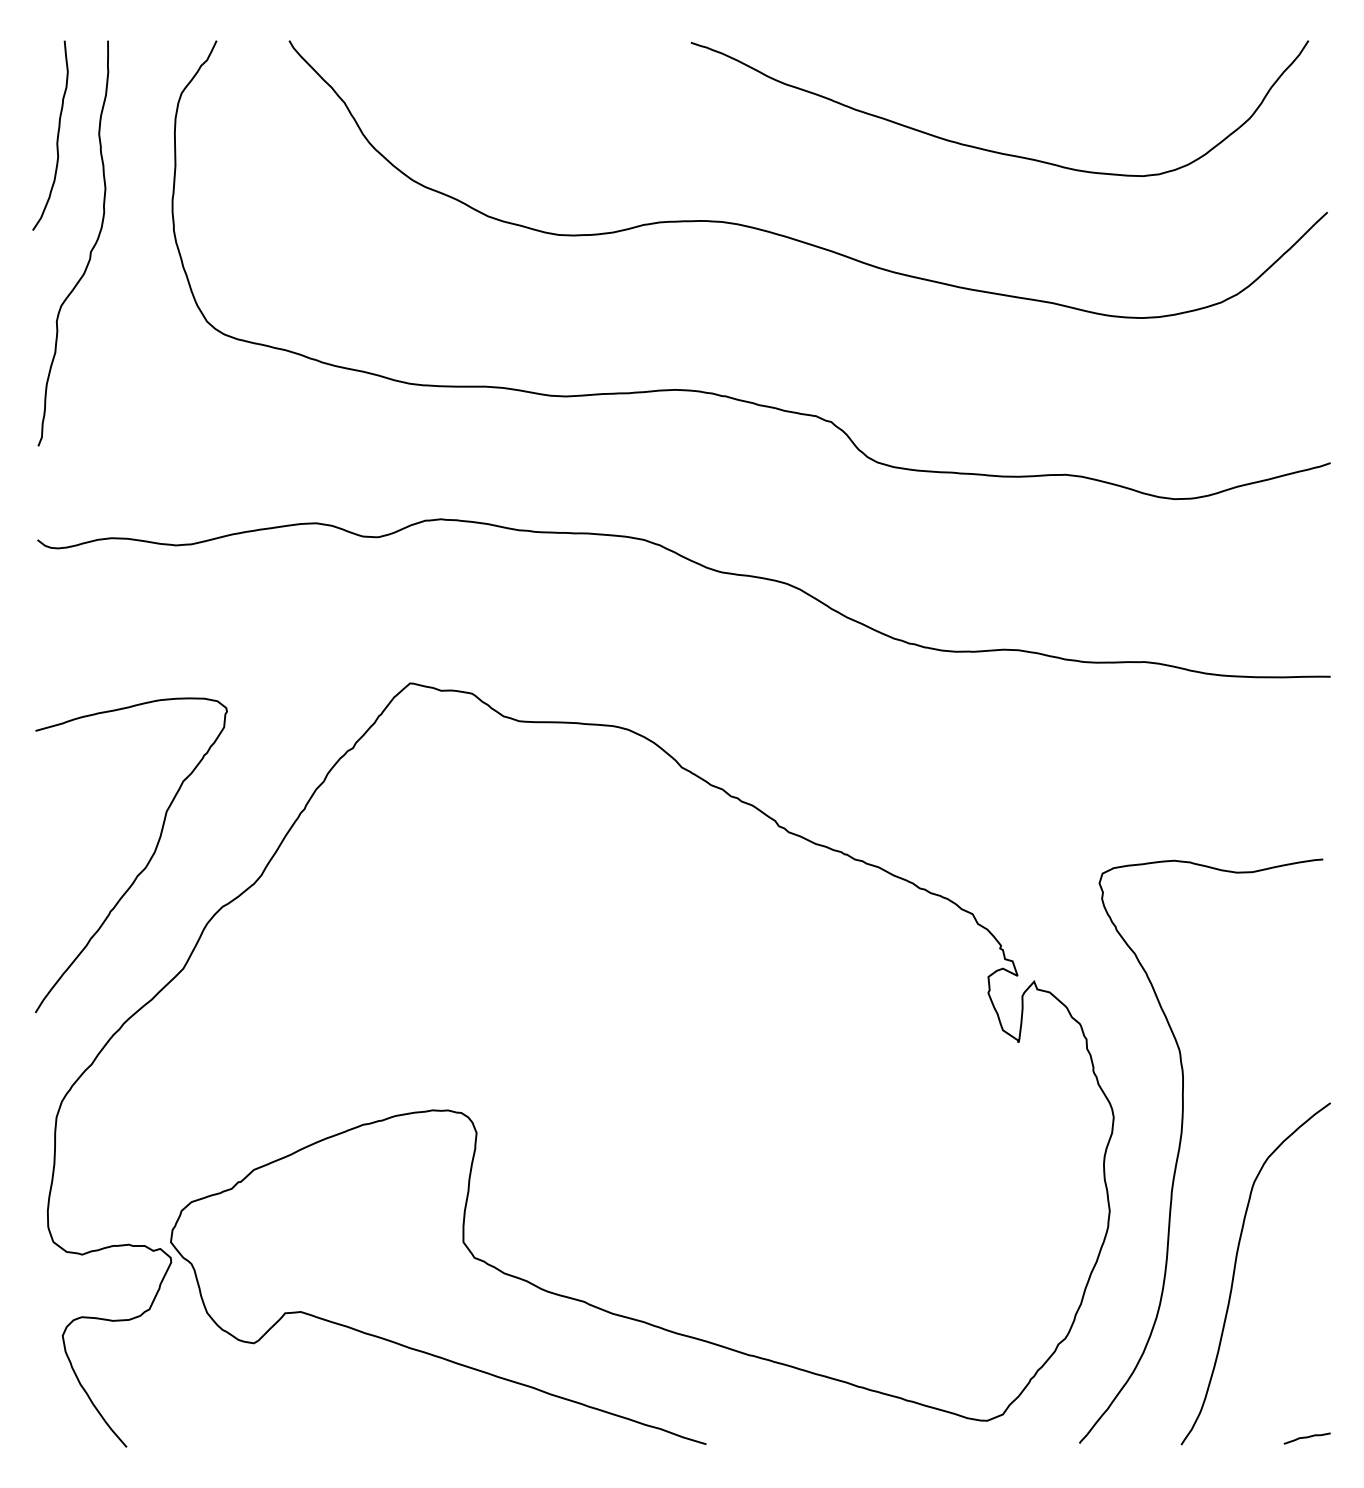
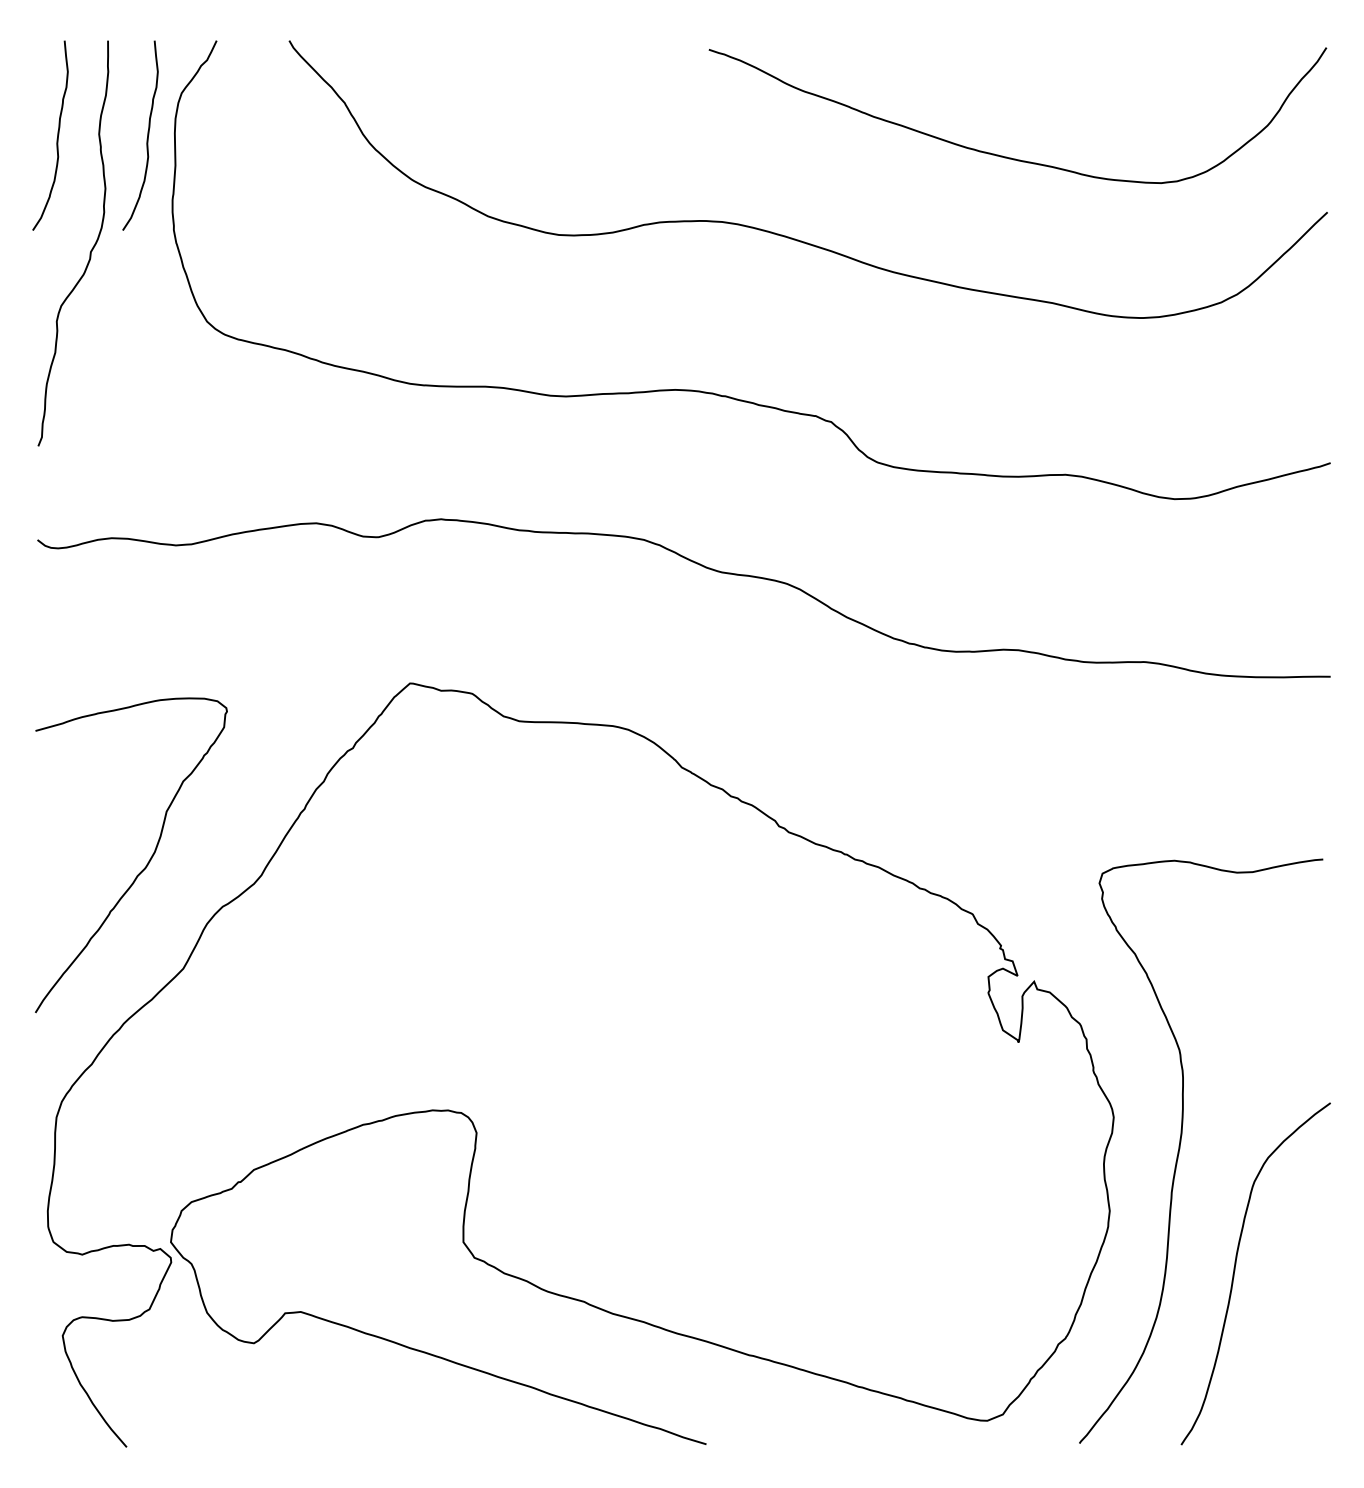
curve: none -> present (146, 138)
curve position: (993, 150) -> (1011, 157) (1011, 157)
curve: present -> none (1306, 1438)
